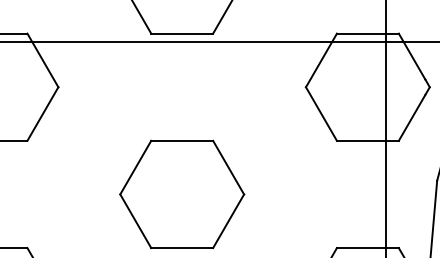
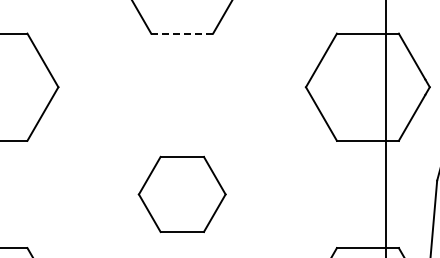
line: solid -> dashed (182, 33)
line: present -> none (219, 42)
part size: 127x111 px -> 90x78 px (181, 193)
